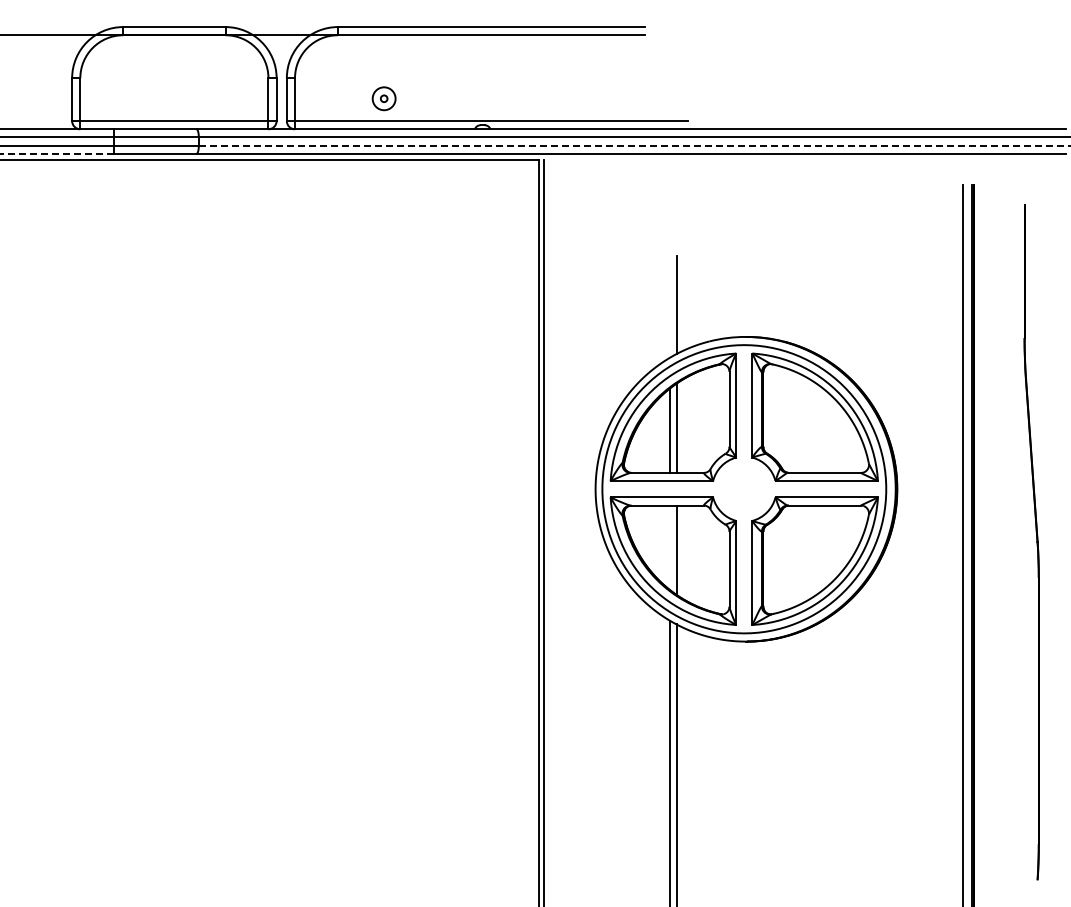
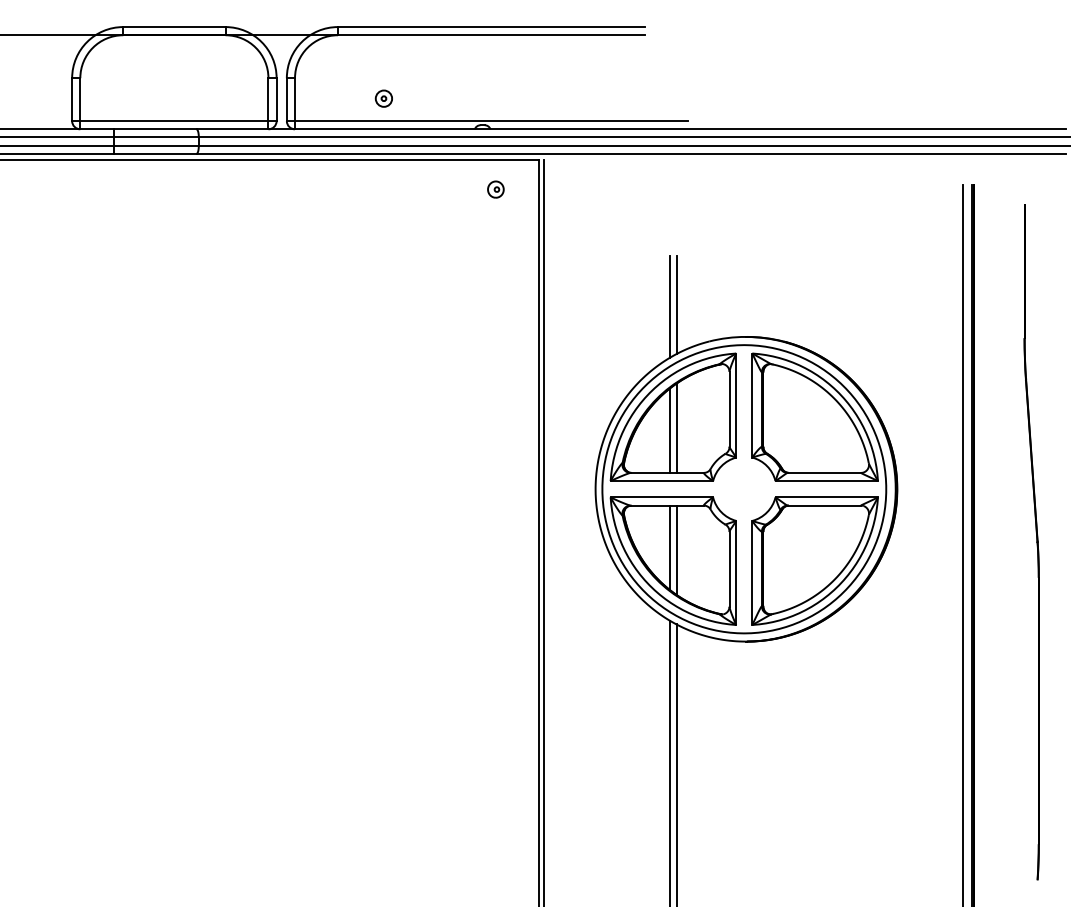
part size: 26x26 px -> 19x19 px (383, 98)
line: dashed -> solid (634, 145)
line: dashed -> solid (56, 153)
part: none -> present (495, 189)
line: none -> present (669, 306)
line: none -> present (669, 547)
